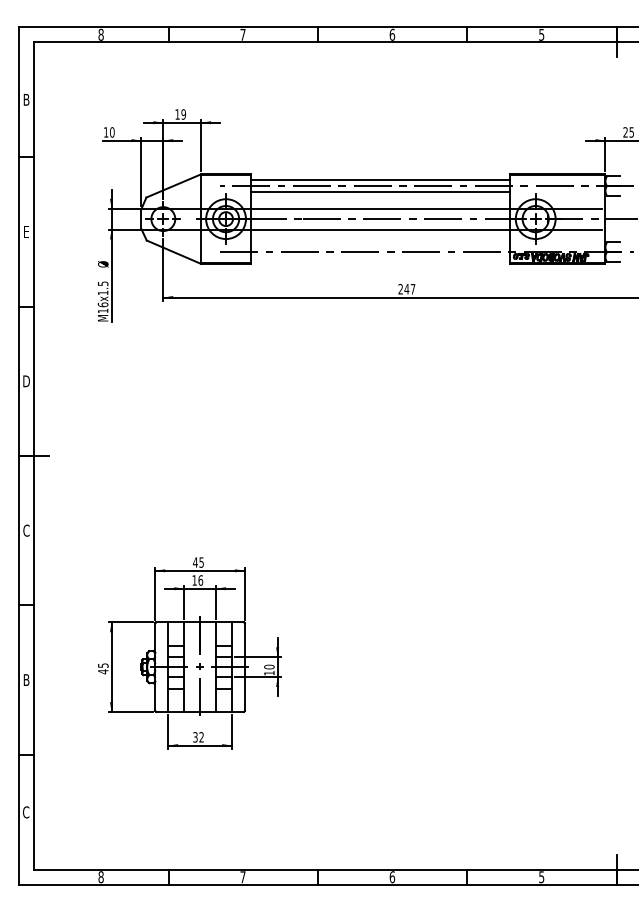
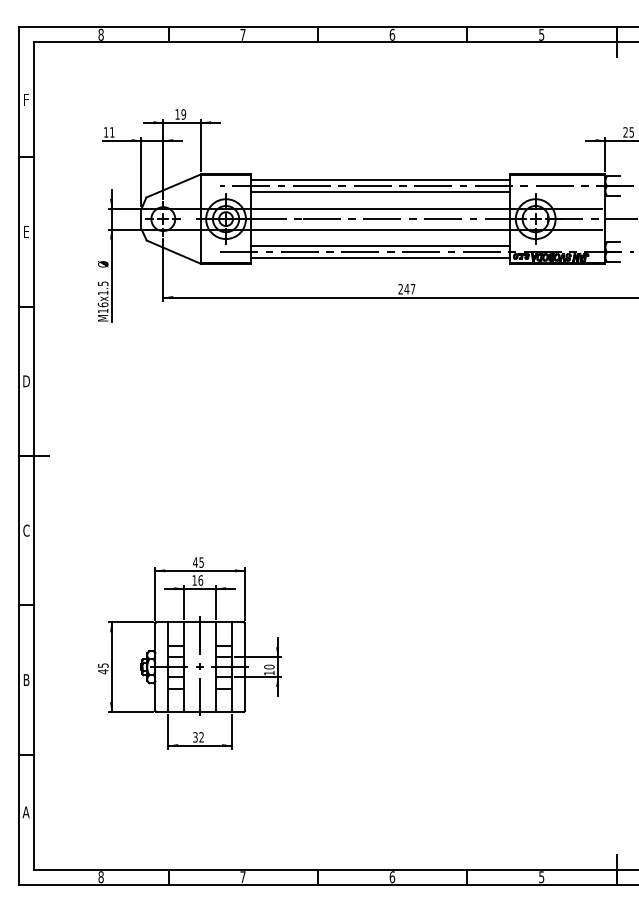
text: B -> F (26, 99)
text: 10 -> 11 (112, 132)
line: none -> present (379, 246)
line: none -> present (379, 258)
text: C -> A (25, 812)
